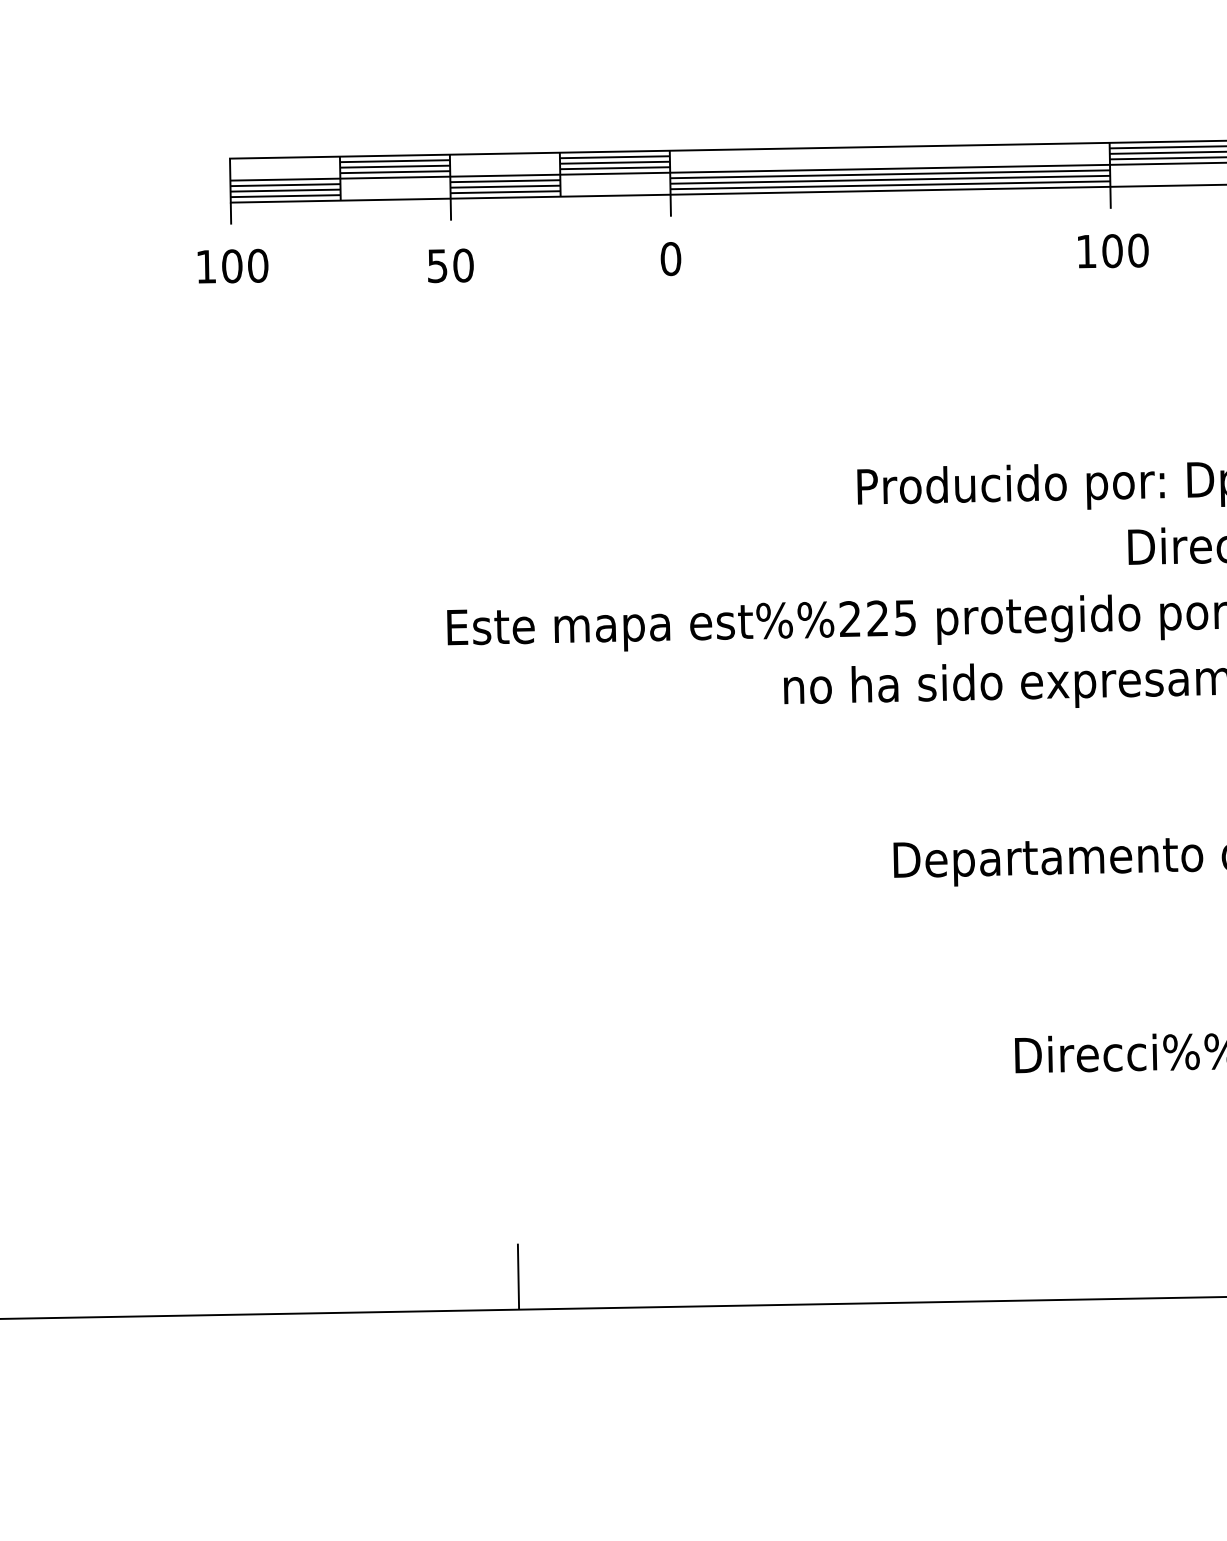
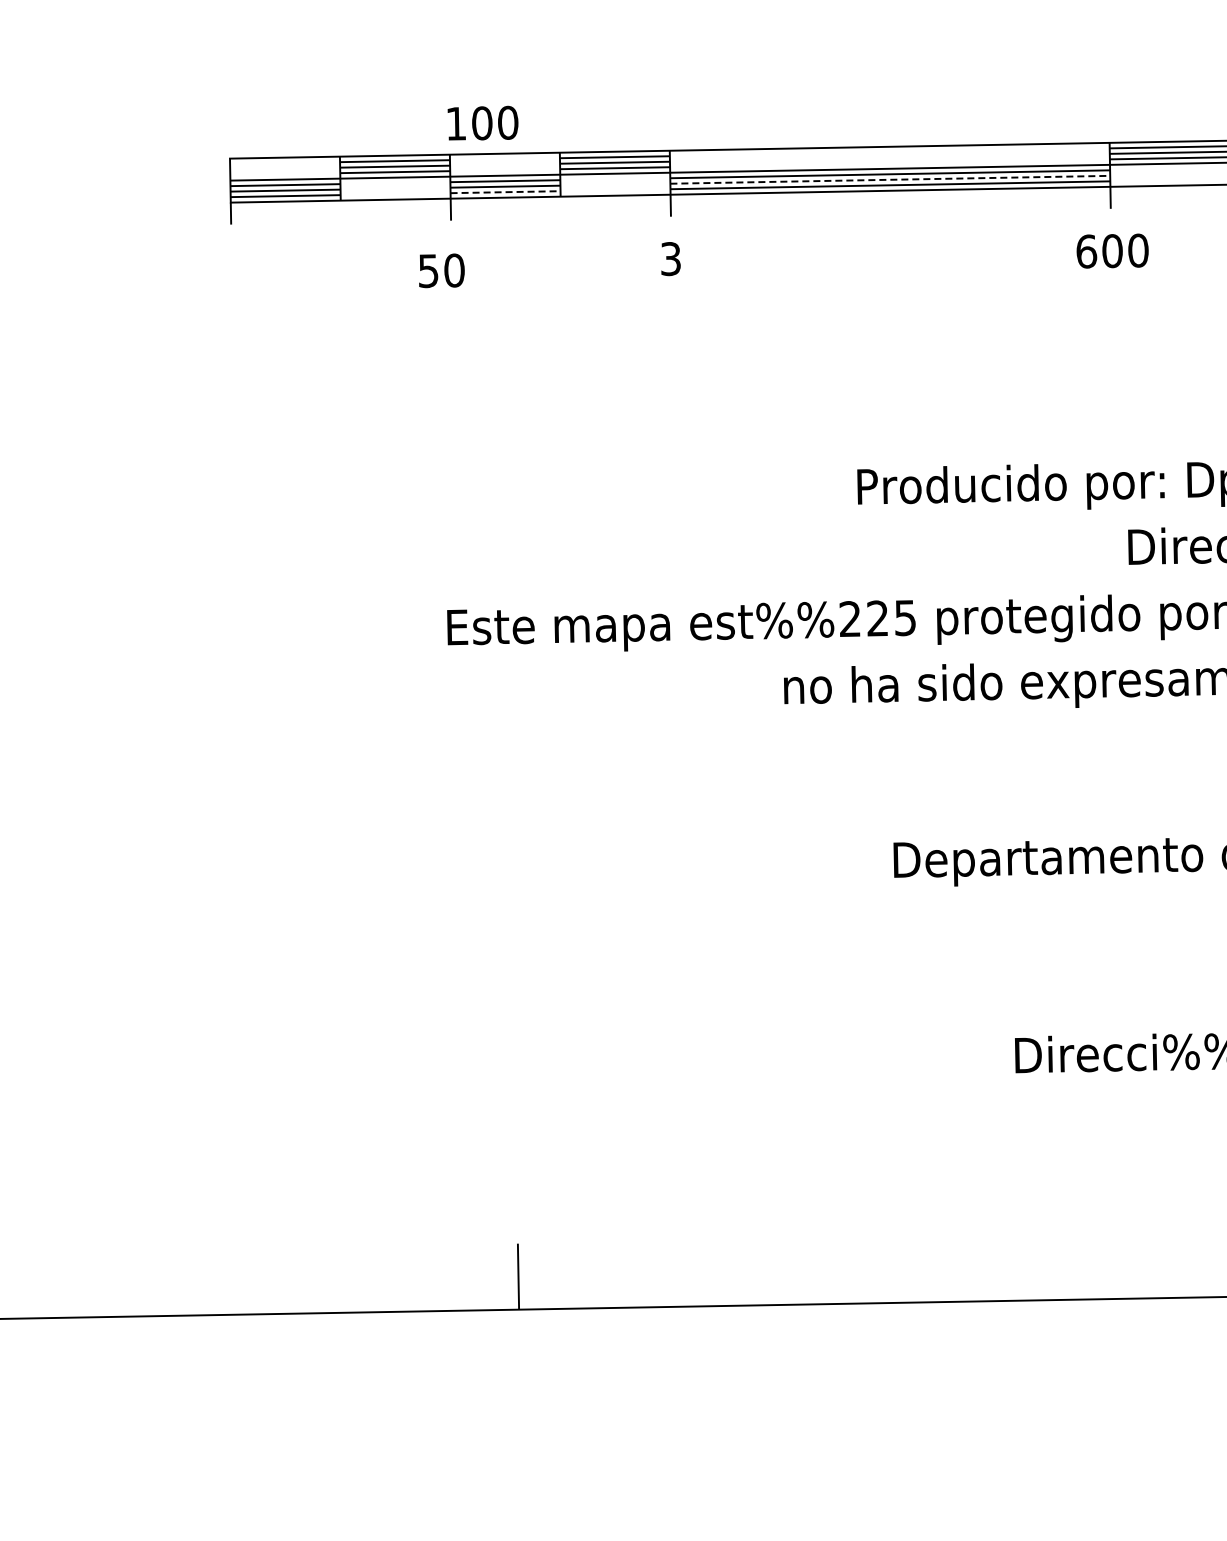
line: solid -> dashed (890, 179)
line: solid -> dashed (505, 192)
text: 100 -> 600 (1086, 251)
text: 0 -> 3 (670, 259)
text position: (232, 265) -> (482, 122) (482, 122)
text position: (450, 265) -> (441, 270) (441, 270)
